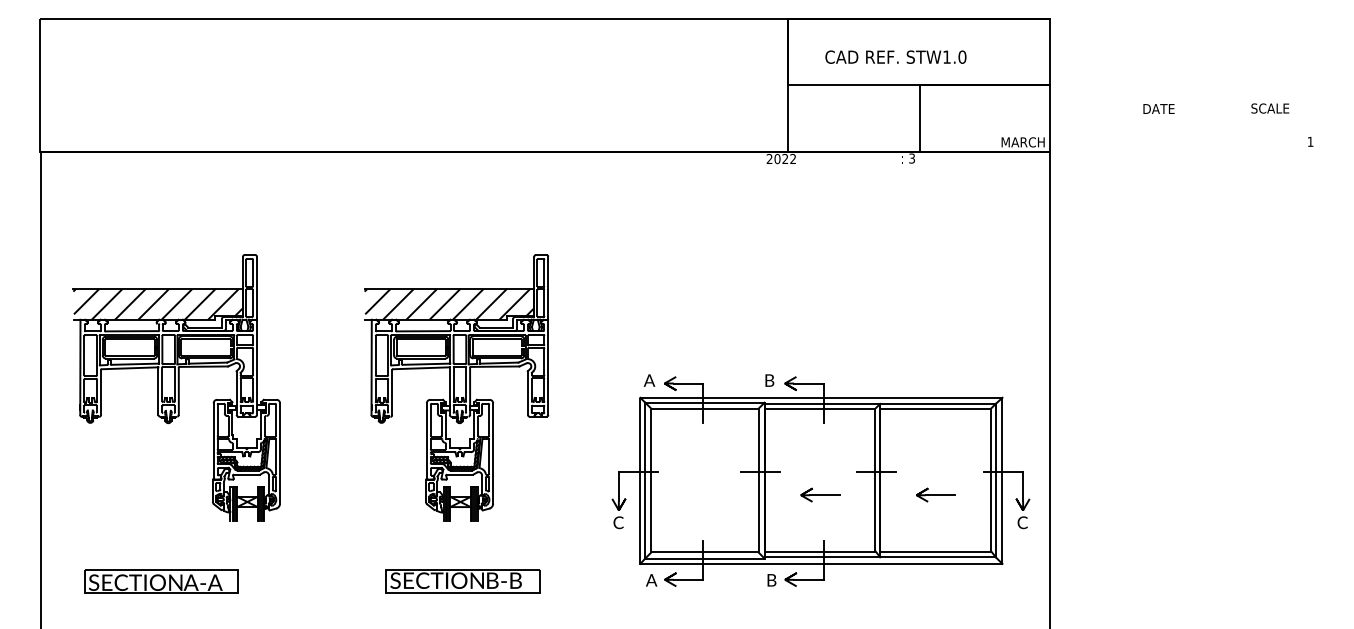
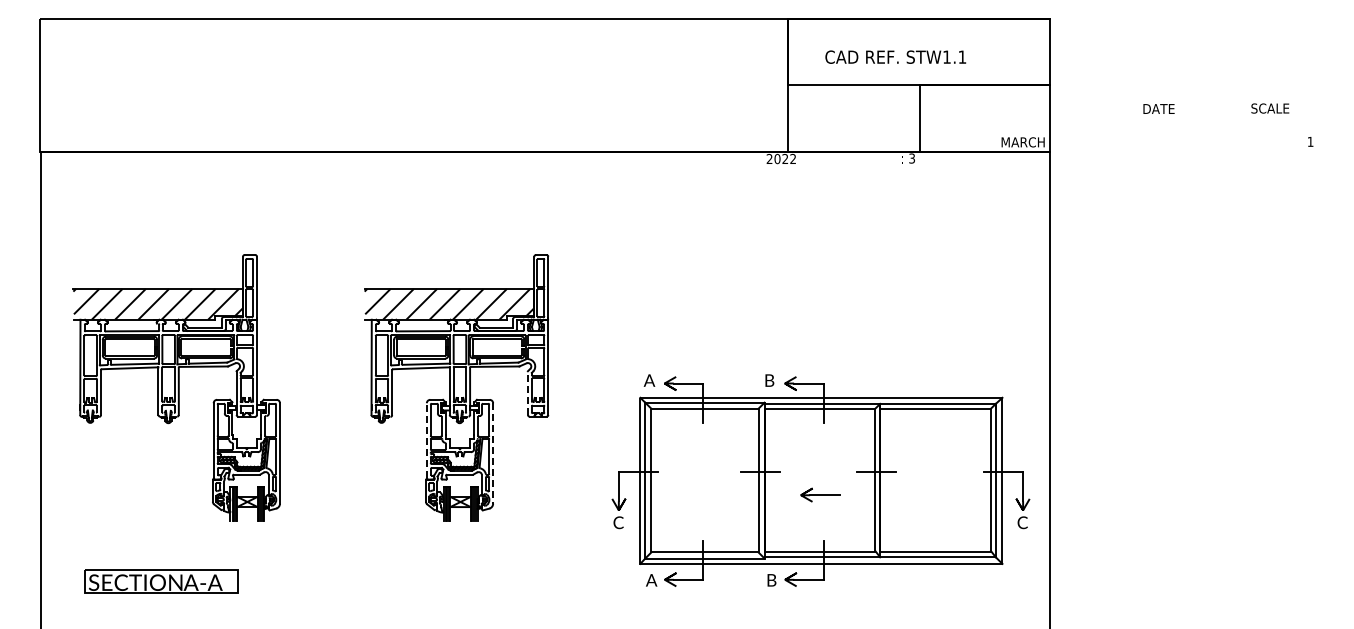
text: STW1.0 -> STW1.1 (962, 56)
line: solid -> dashed (527, 393)
line: solid -> dashed (426, 440)
line: solid -> dashed (493, 453)
part: present -> none (935, 494)
part: present -> none (462, 581)
